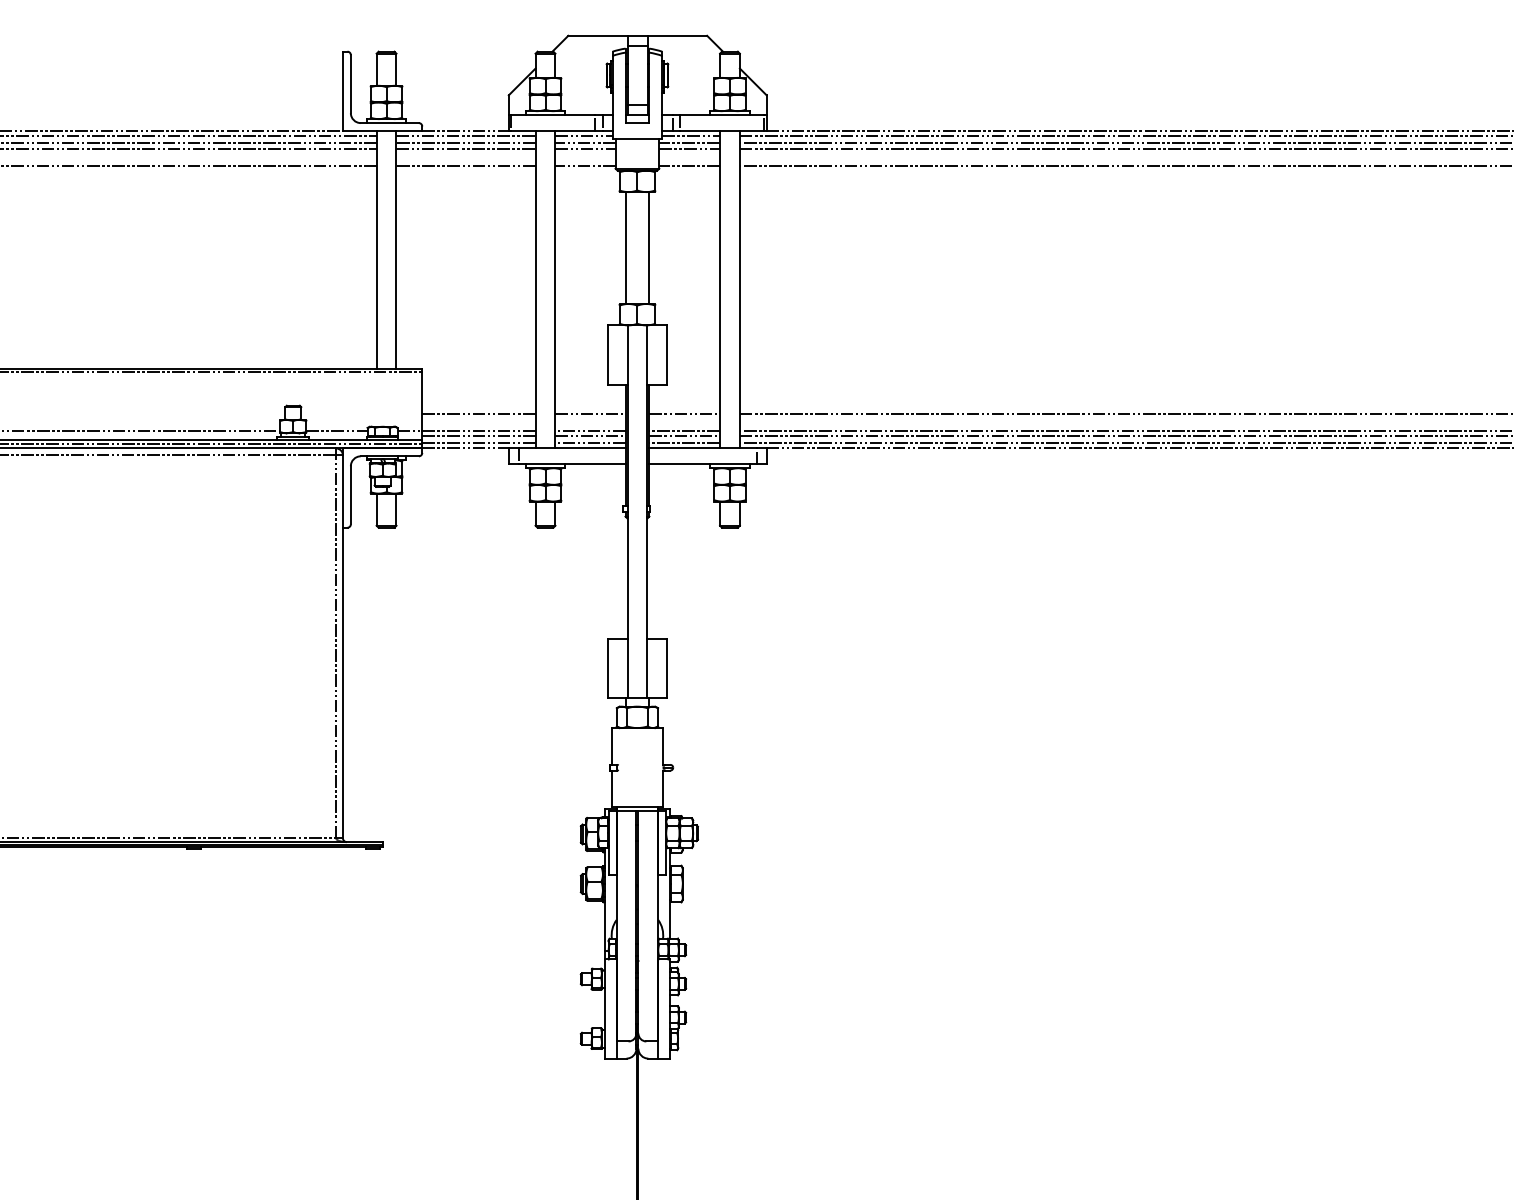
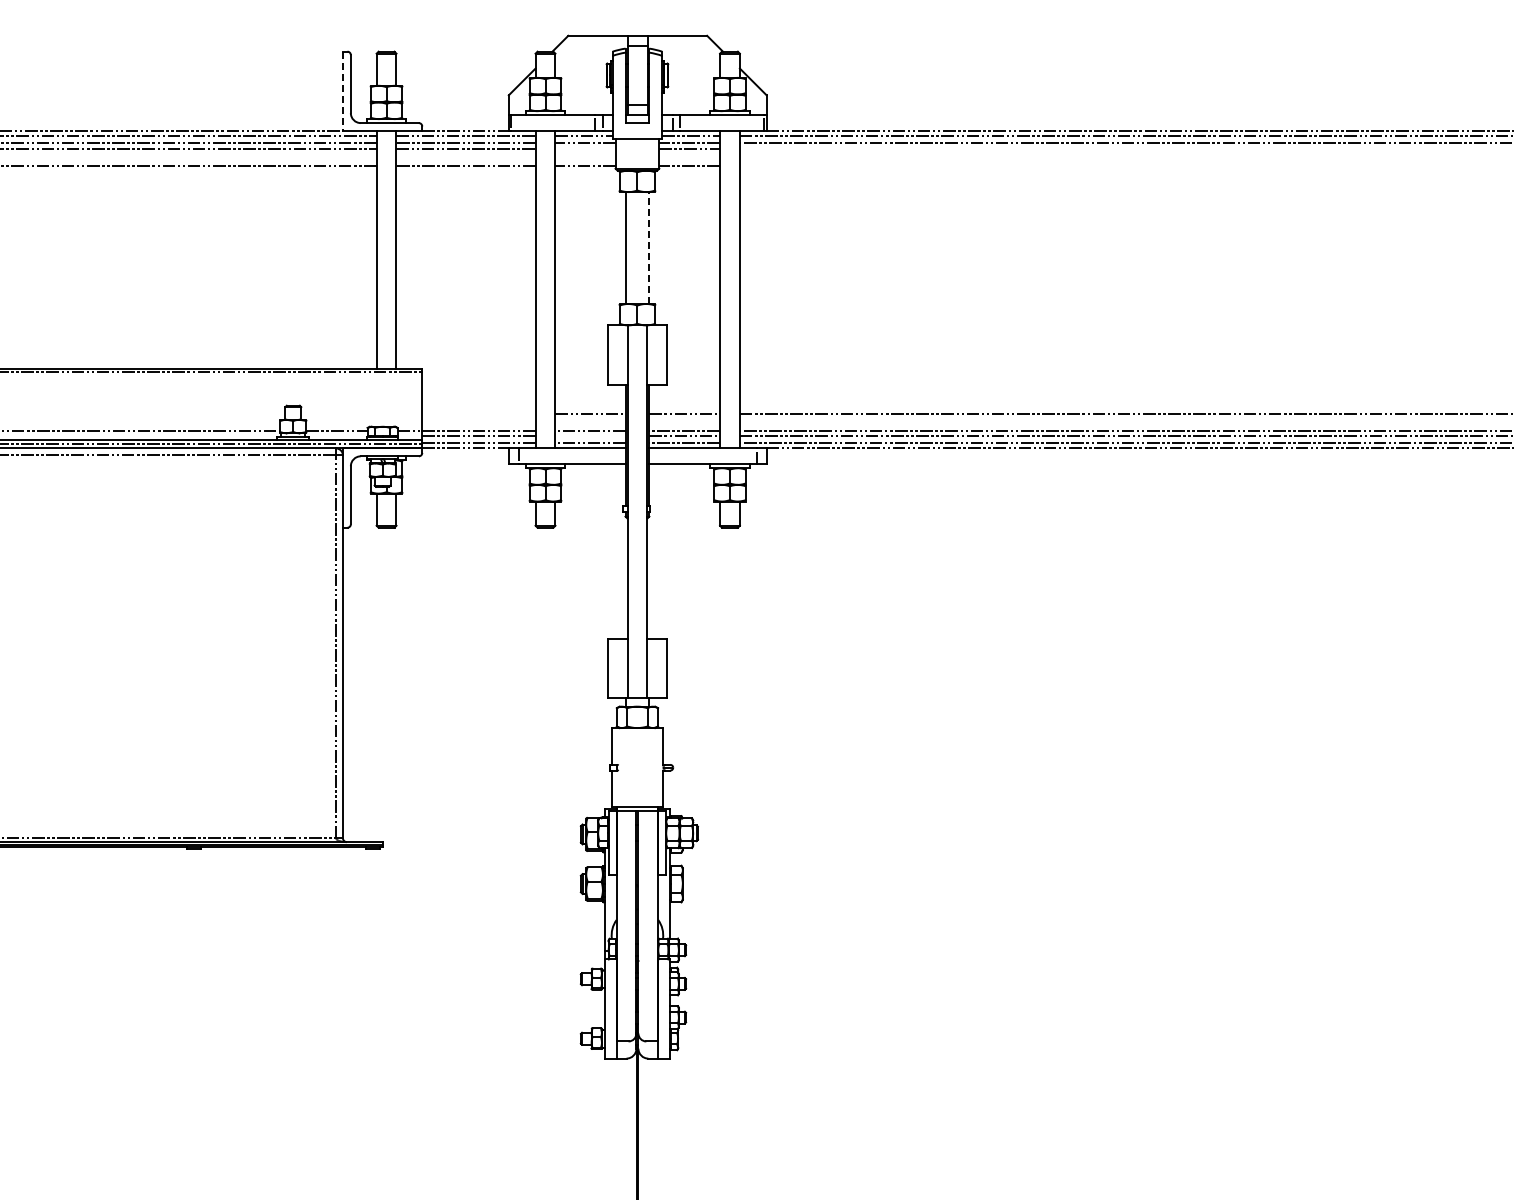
line: solid -> dashed (342, 91)
line: present -> none (585, 148)
line: present -> none (1124, 148)
line: present -> none (1124, 165)
line: solid -> dashed (649, 248)
line: present -> none (478, 413)
line: present -> none (590, 436)
